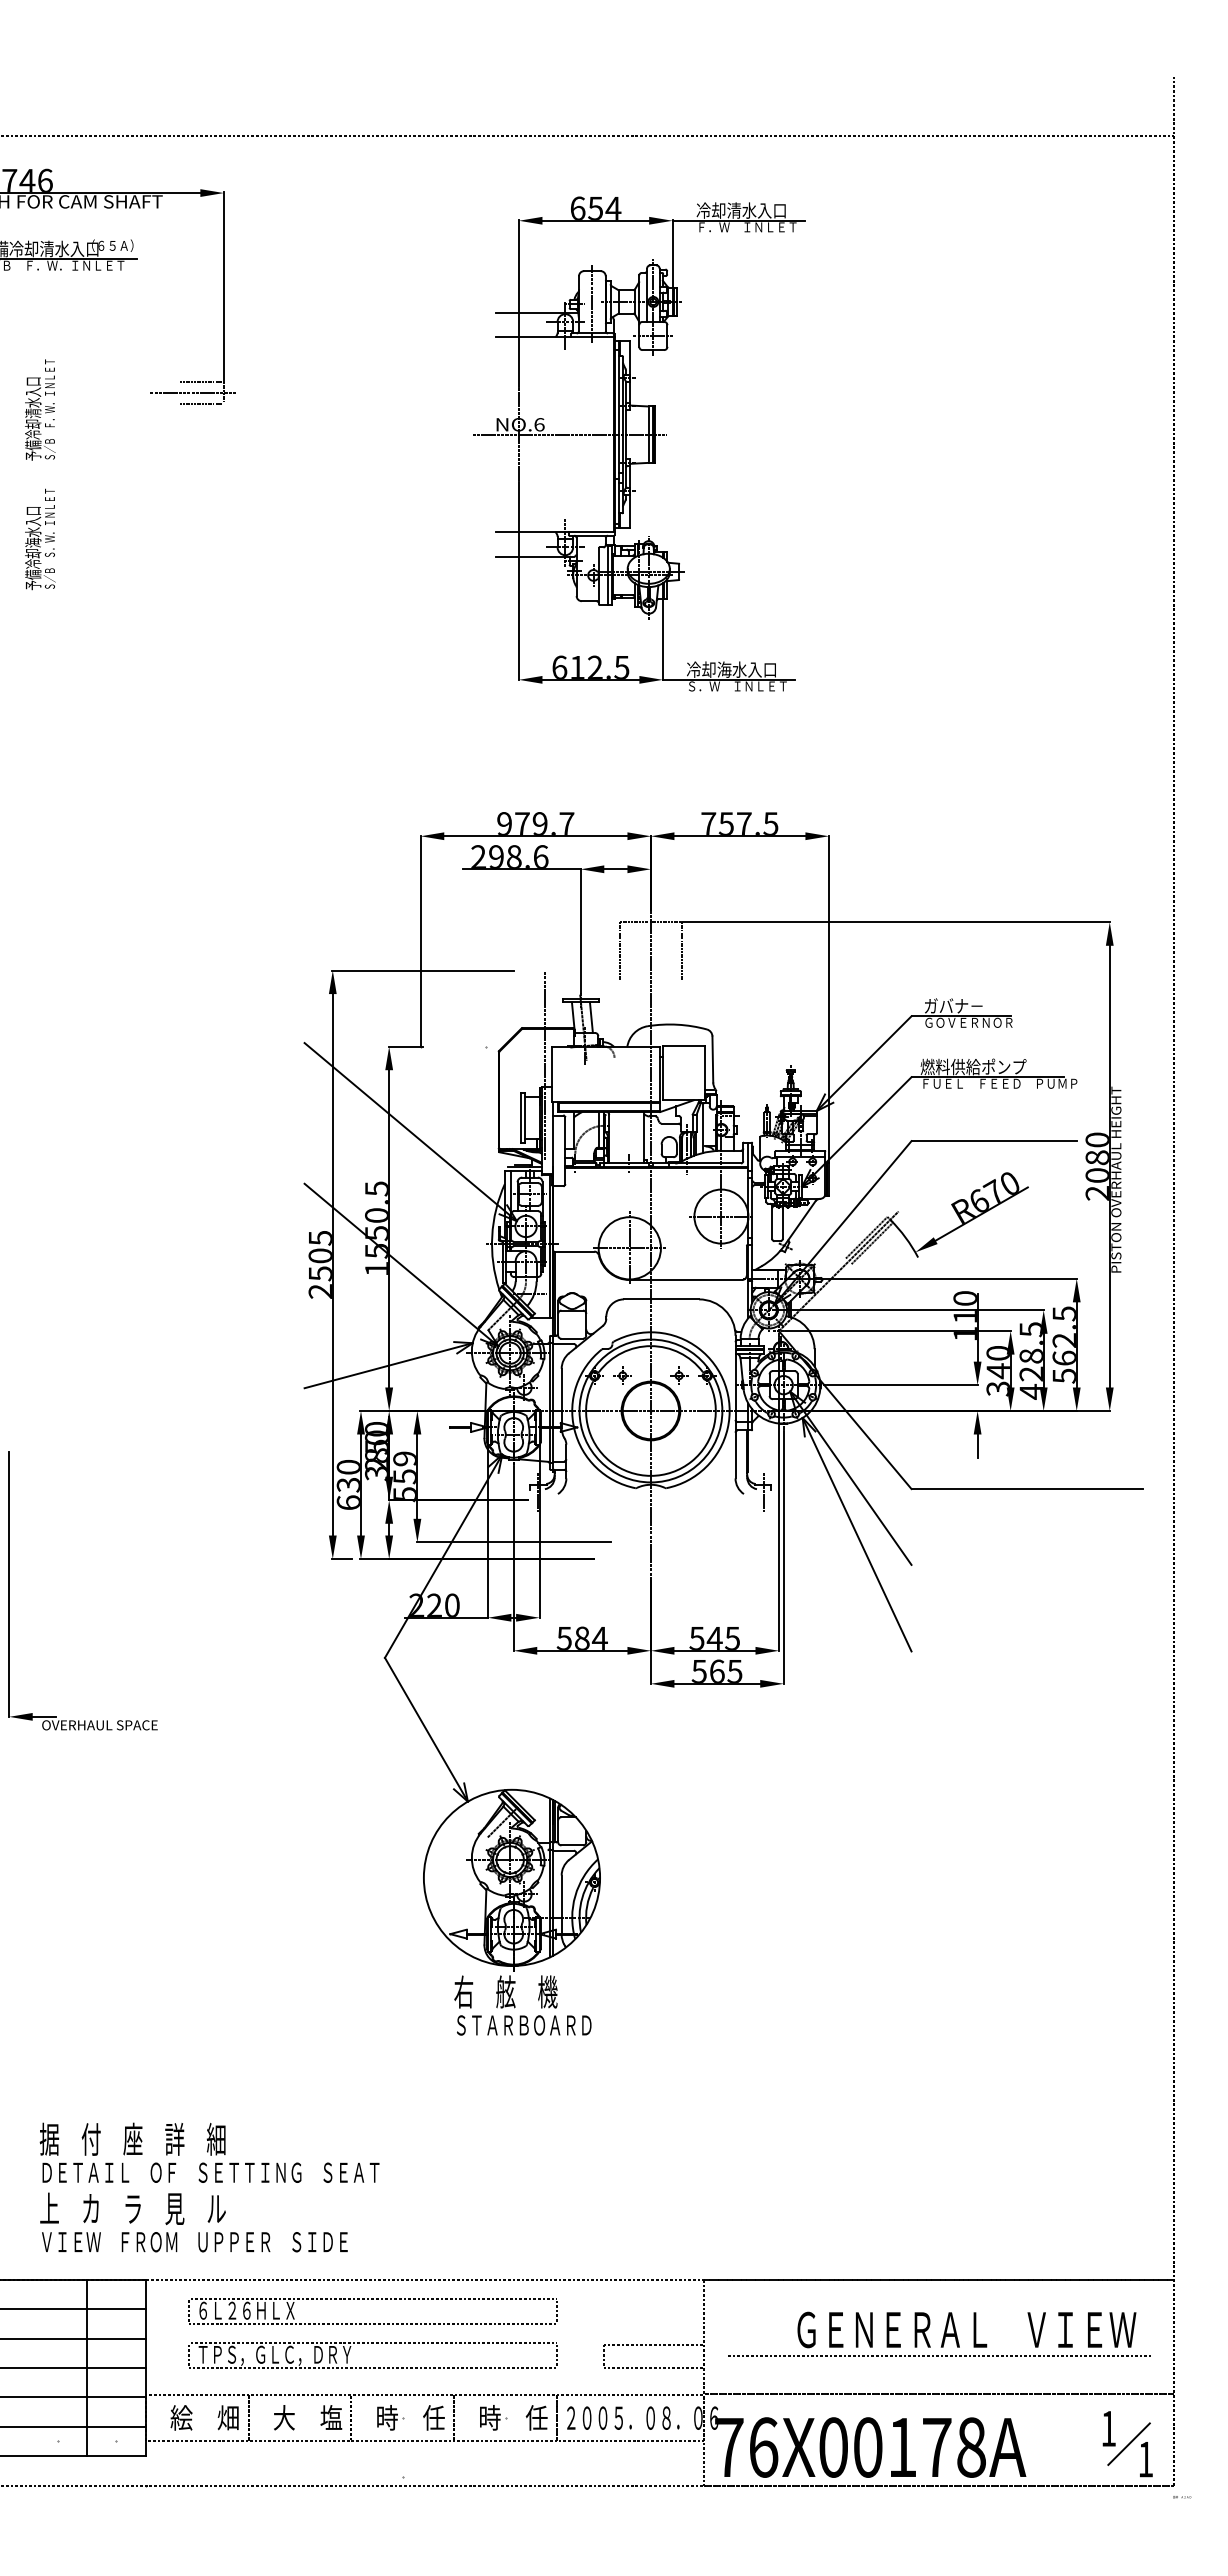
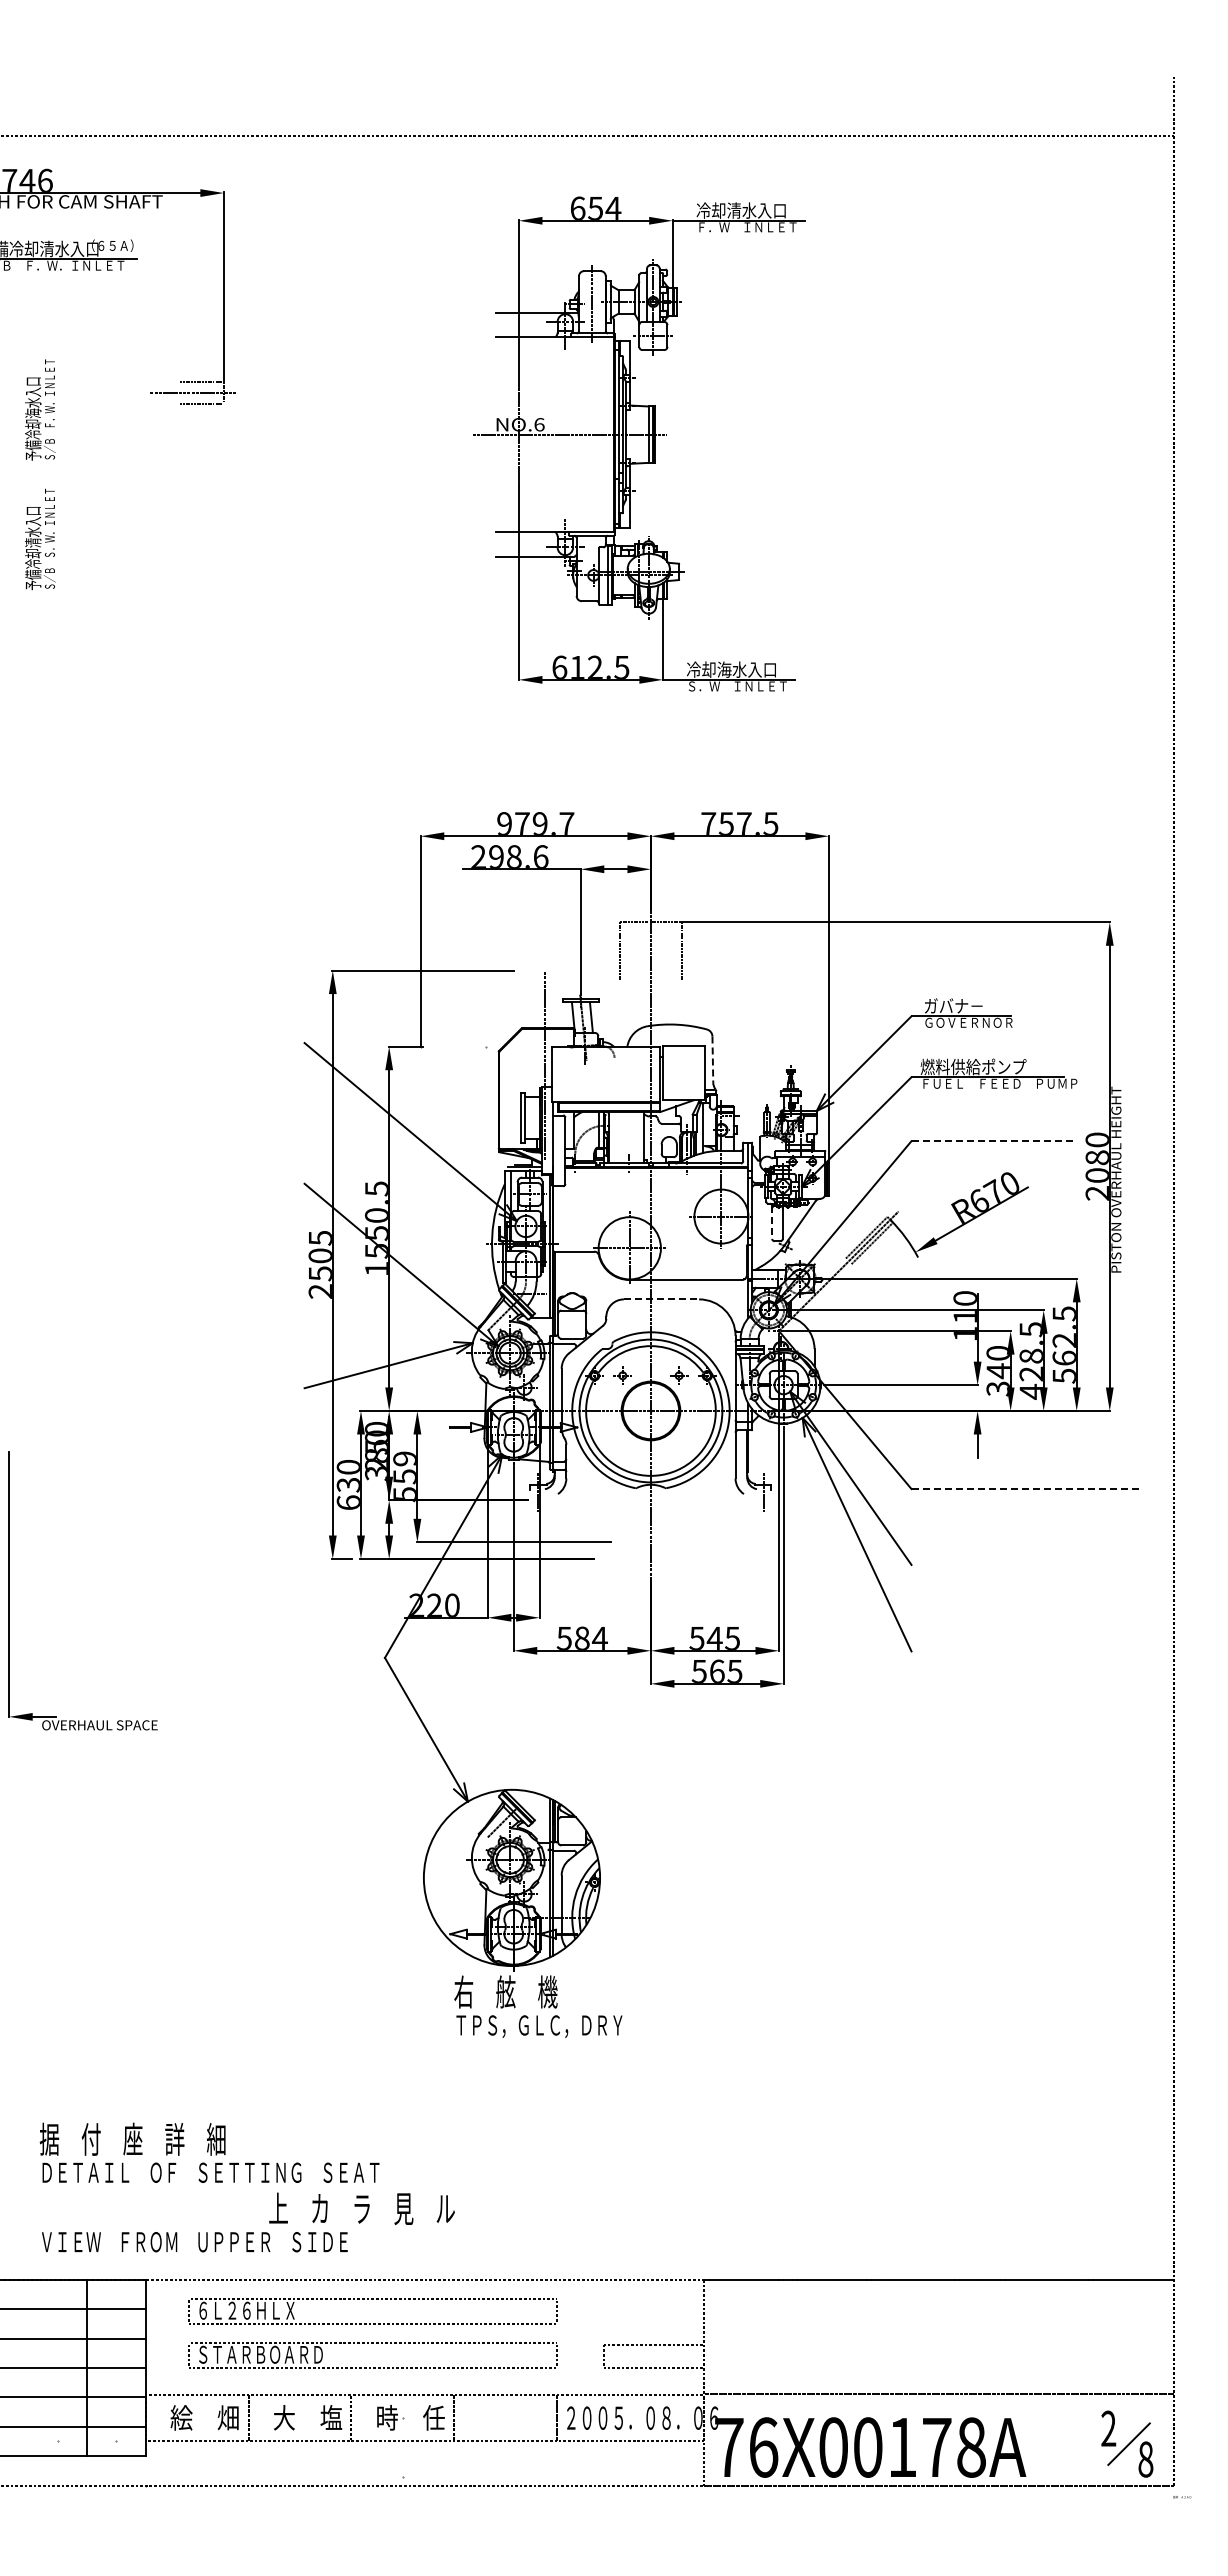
text: 予備冷却清水入口 -> 予備冷却海水入口 (33, 412)
text: 予備冷却海水入口 -> 予備冷却清水入口 (33, 541)
line: solid -> dashed (712, 1060)
line: solid -> dashed (994, 1141)
line: solid -> dashed (772, 1222)
line: solid -> dashed (661, 1299)
line: solid -> dashed (1027, 1489)
text: ＳＴＡＲＢＯＡＲＤ -> ＴＰＳ，ＧＬＣ，ＤＲＹ (539, 2026)
text position: (132, 2208) -> (361, 2208) (361, 2208)
part: present -> none (939, 2333)
text: ＴＰＳ，ＧＬＣ，ＤＲＹ -> ＳＴＡＲＢＯＡＲＤ (274, 2355)
part: present -> none (507, 2418)
text: 1 -> 2 (1108, 2428)
text: 1 -> 8 (1145, 2459)
